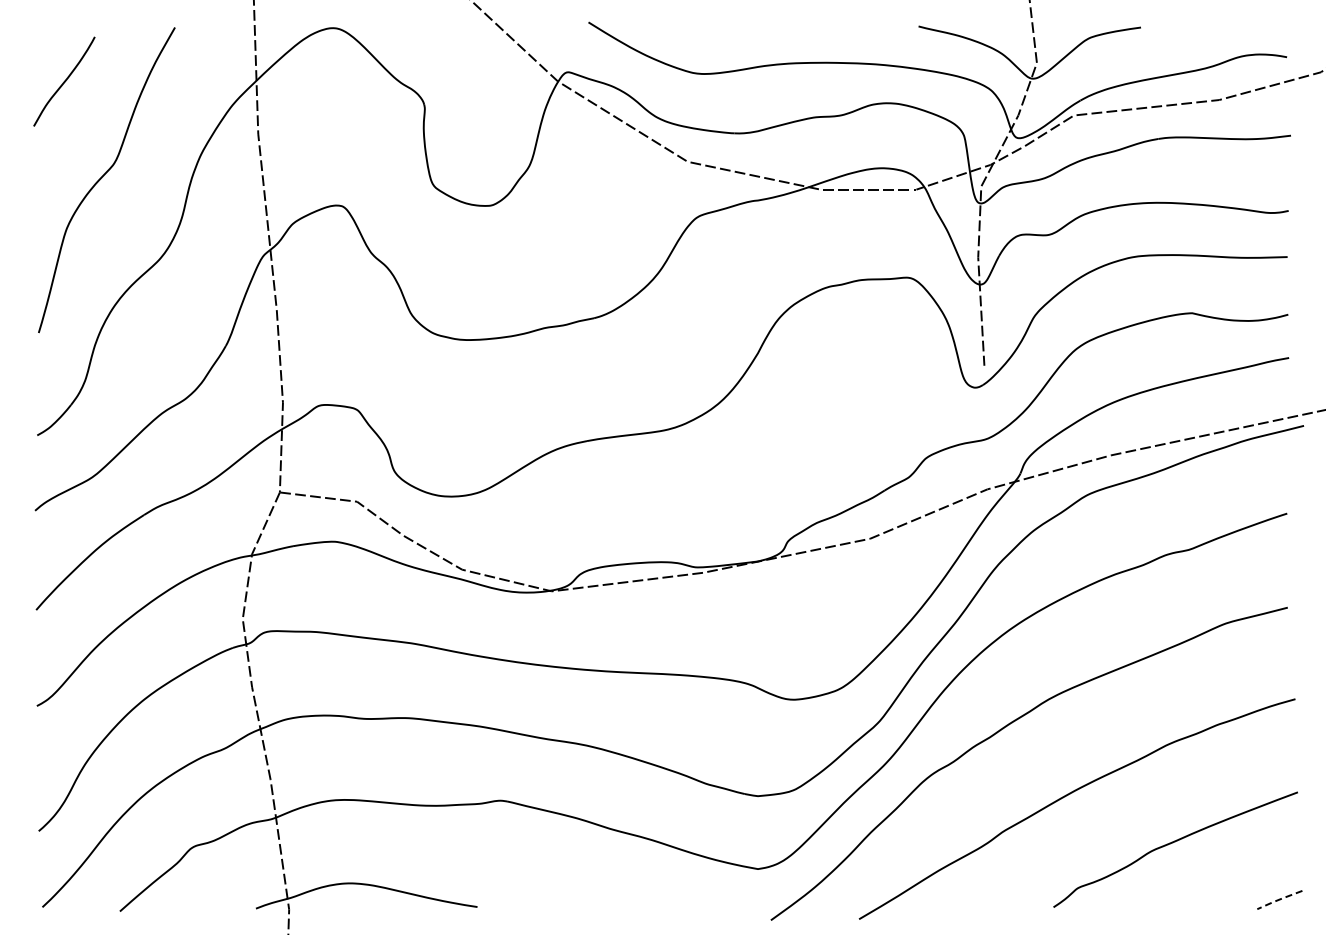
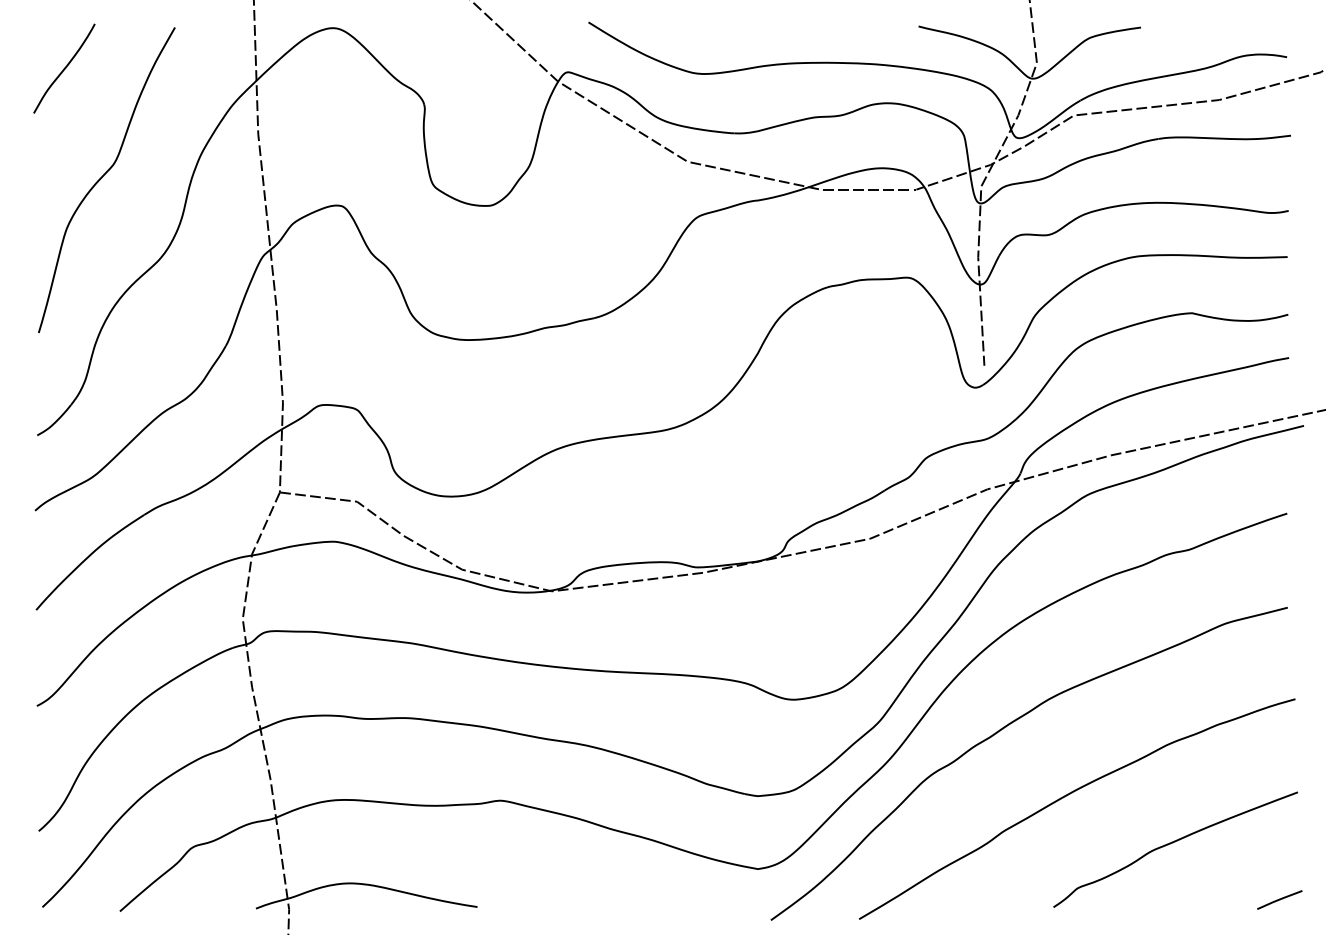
curve position: (64, 81) -> (64, 68) (64, 68)
line: dashed -> solid (1279, 899)
